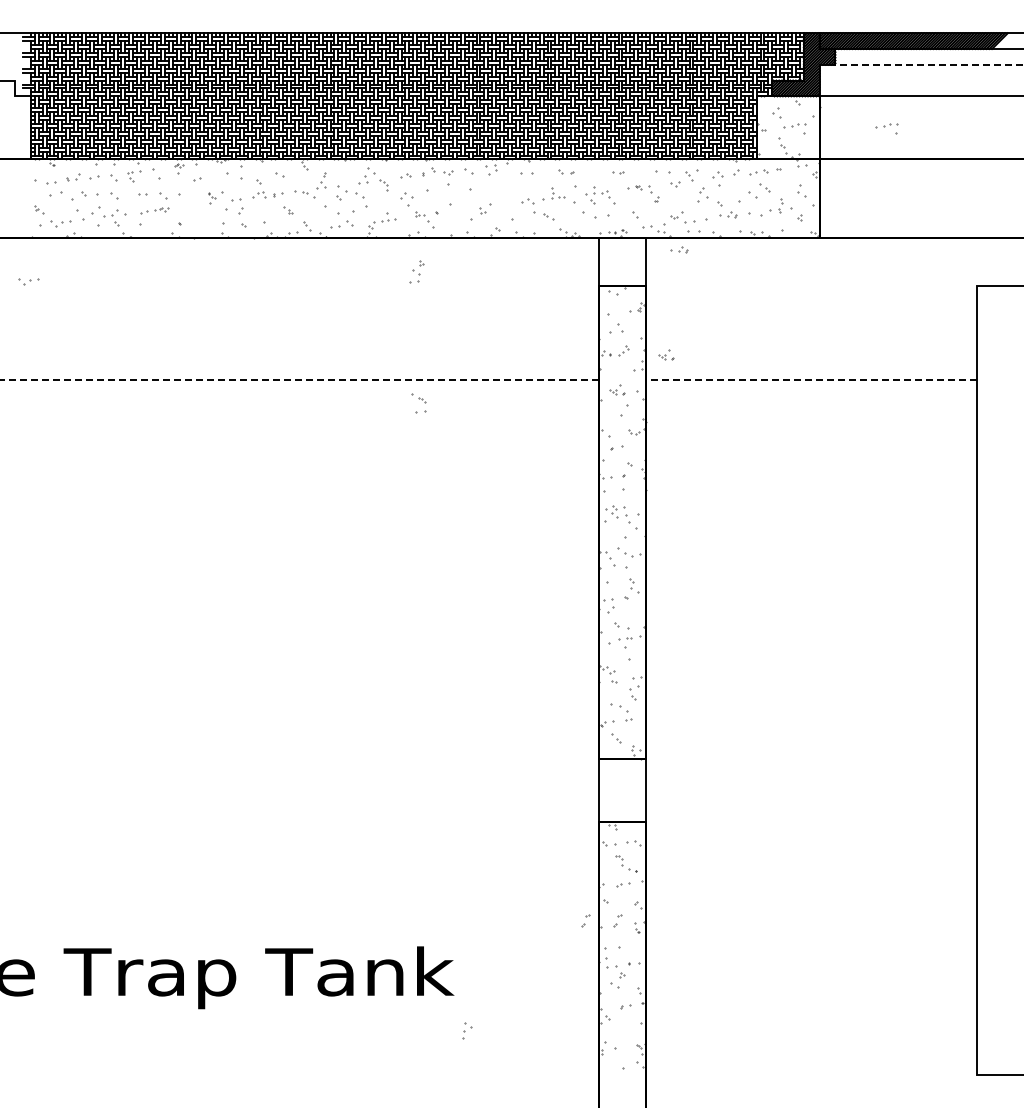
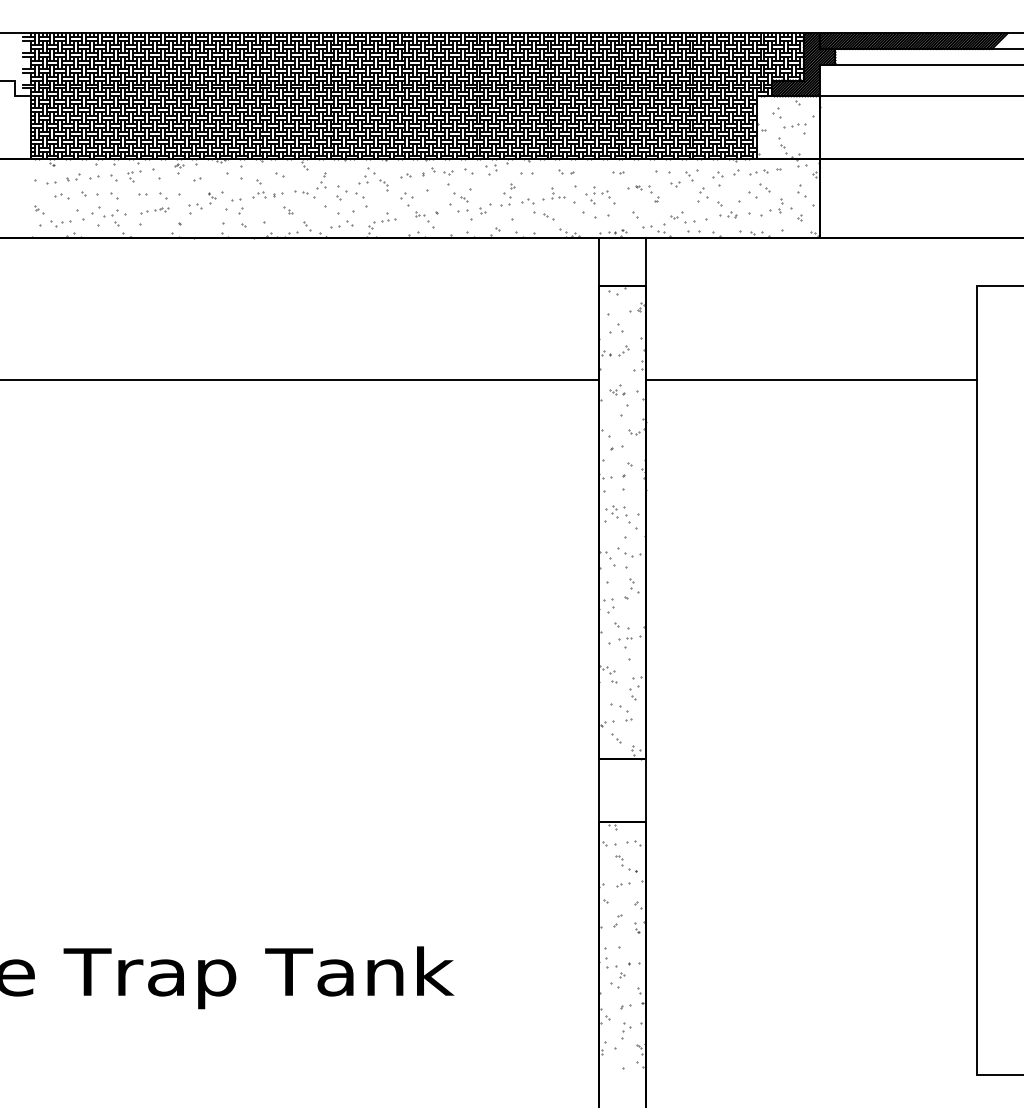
line: dashed -> solid (929, 64)
part: present -> none (886, 128)
part size: 25x10 px -> 16x7 px (61, 196)
part: none -> present (195, 208)
part: present -> none (679, 249)
part position: (416, 271) -> (507, 194) (507, 194)
part: present -> none (28, 281)
part: present -> none (666, 354)
line: dashed -> solid (299, 380)
line: dashed -> solid (811, 380)
part position: (418, 403) -> (460, 202) (460, 202)
part: present -> none (585, 920)
part position: (467, 1030) -> (626, 1030) (626, 1030)
